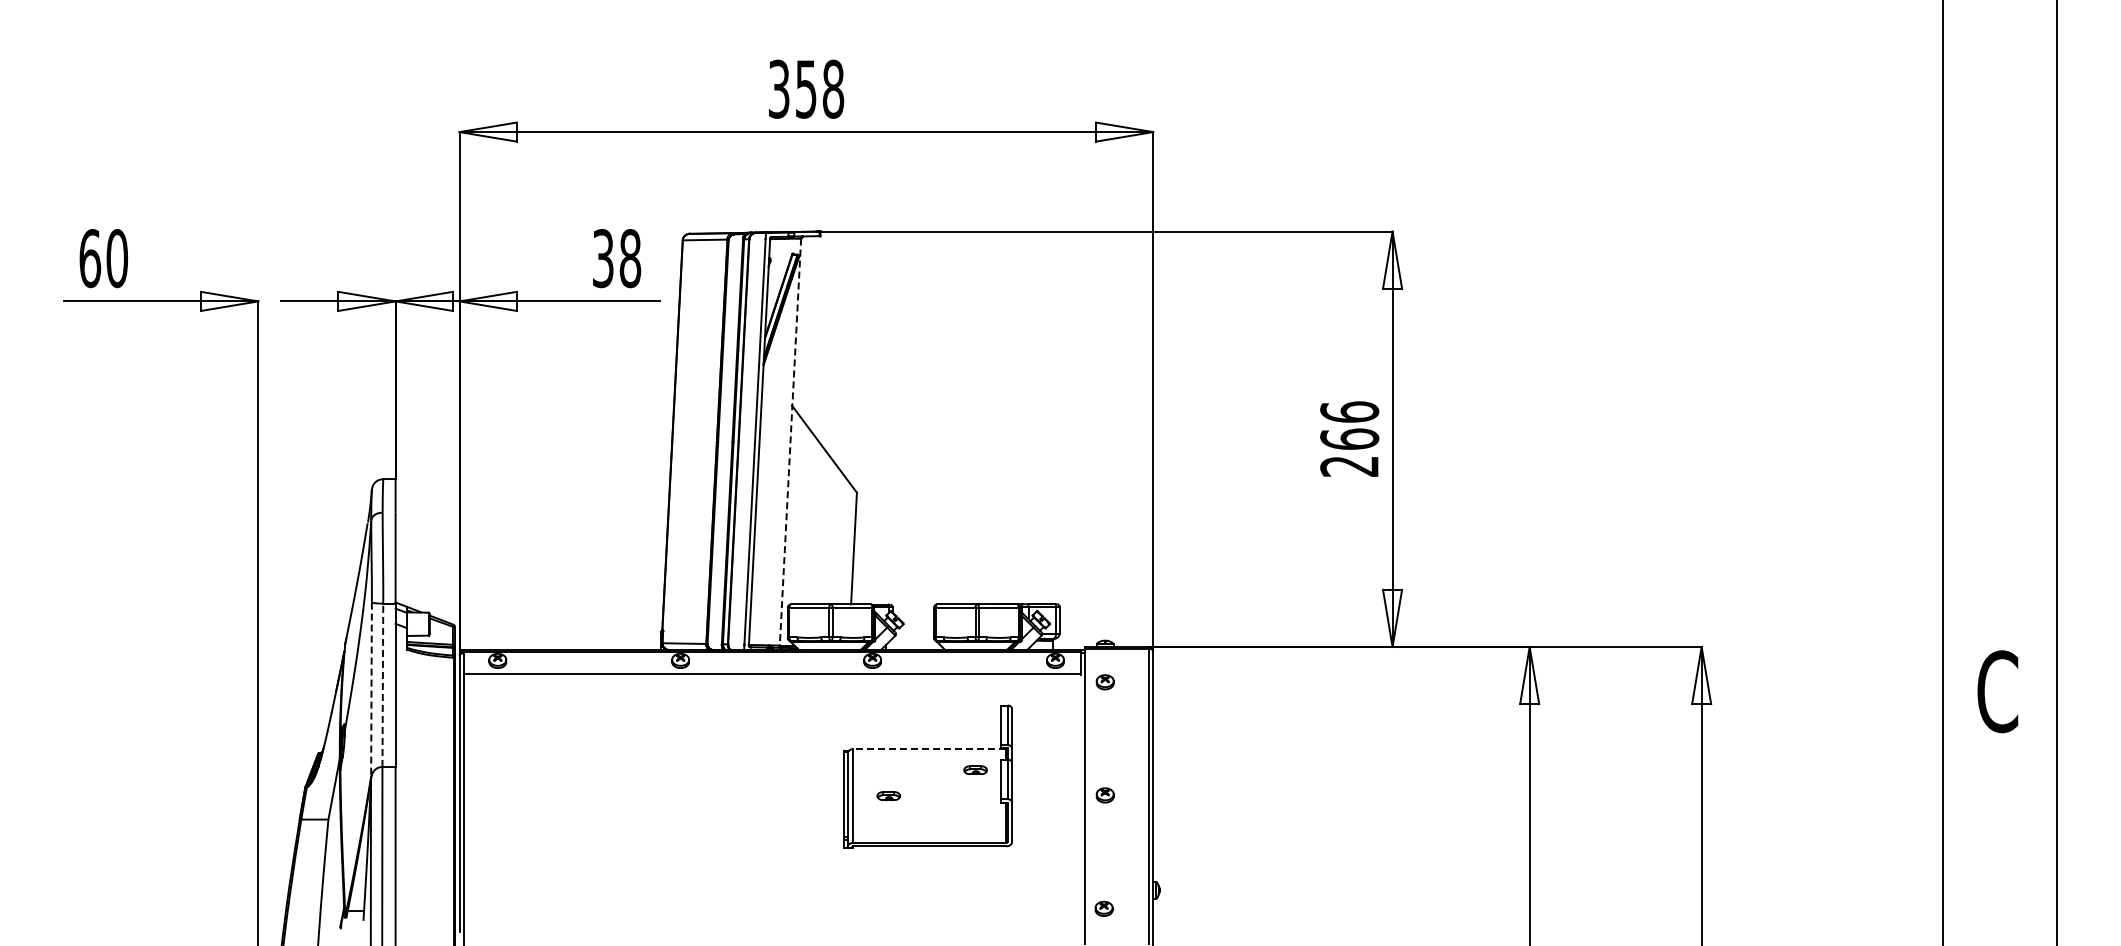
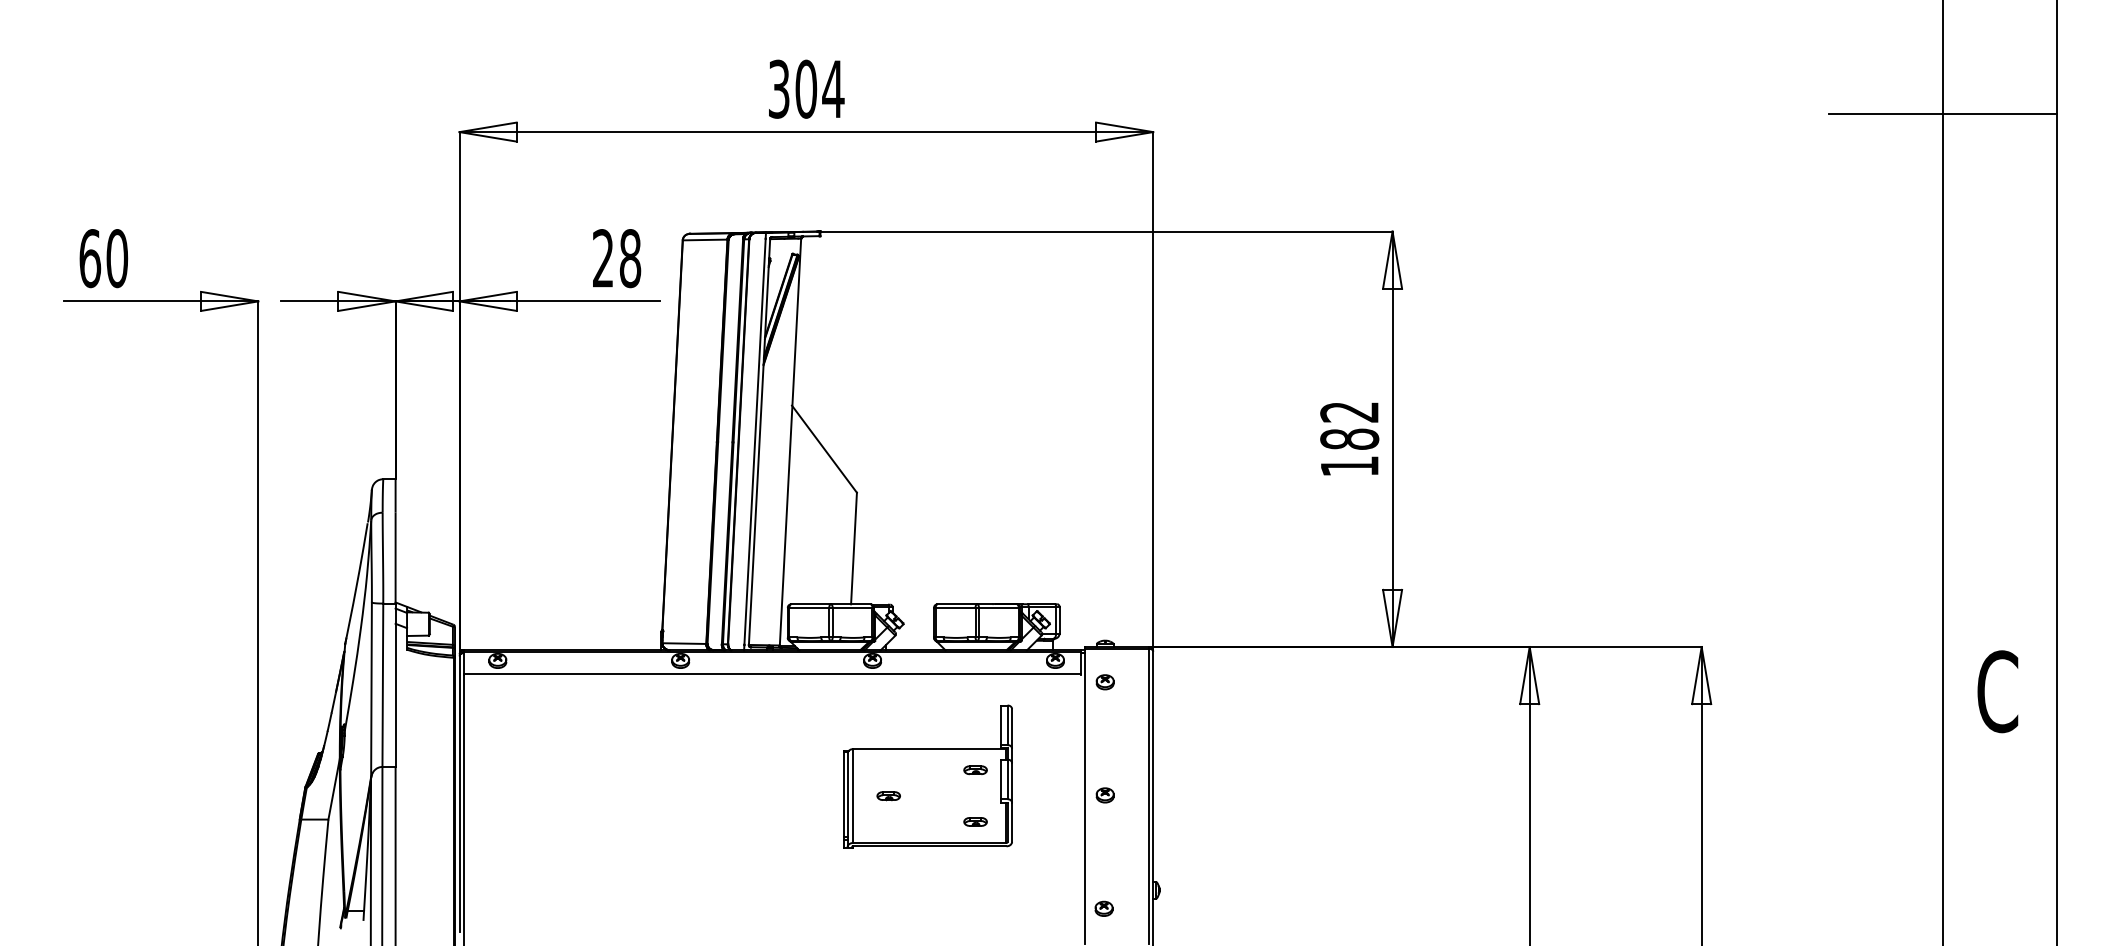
text: 358 -> 304 (819, 88)
line: none -> present (1942, 113)
text: 38 -> 28 (603, 258)
text: 266 -> 182 (1349, 438)
line: dashed -> solid (790, 442)
line: dashed -> solid (382, 685)
line: dashed -> solid (371, 690)
line: dashed -> solid (929, 749)
part: none -> present (975, 821)
